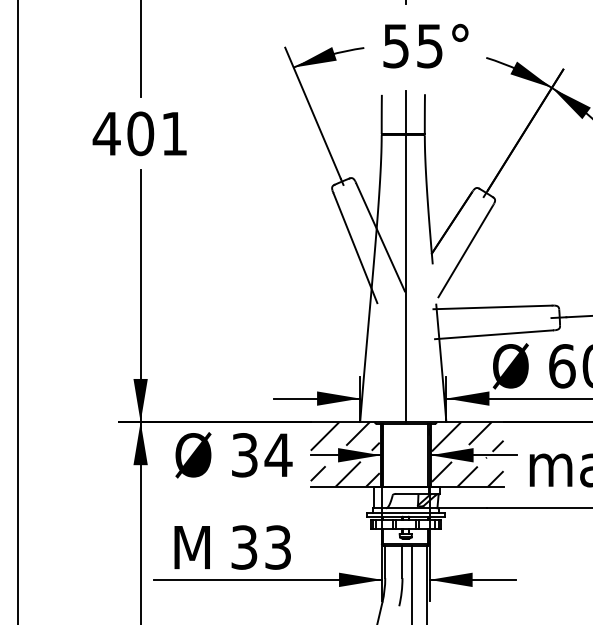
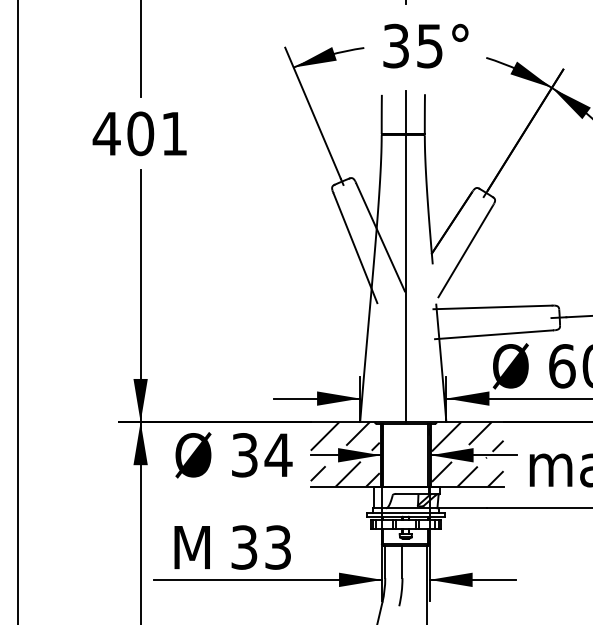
text: 55° -> 35° (395, 45)
line: present -> none (412, 583)
